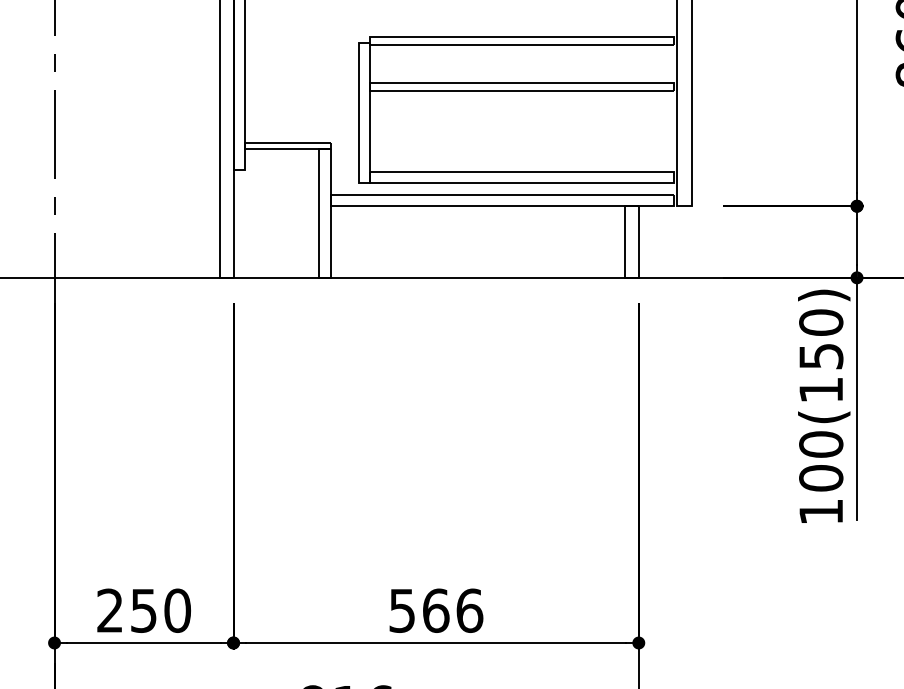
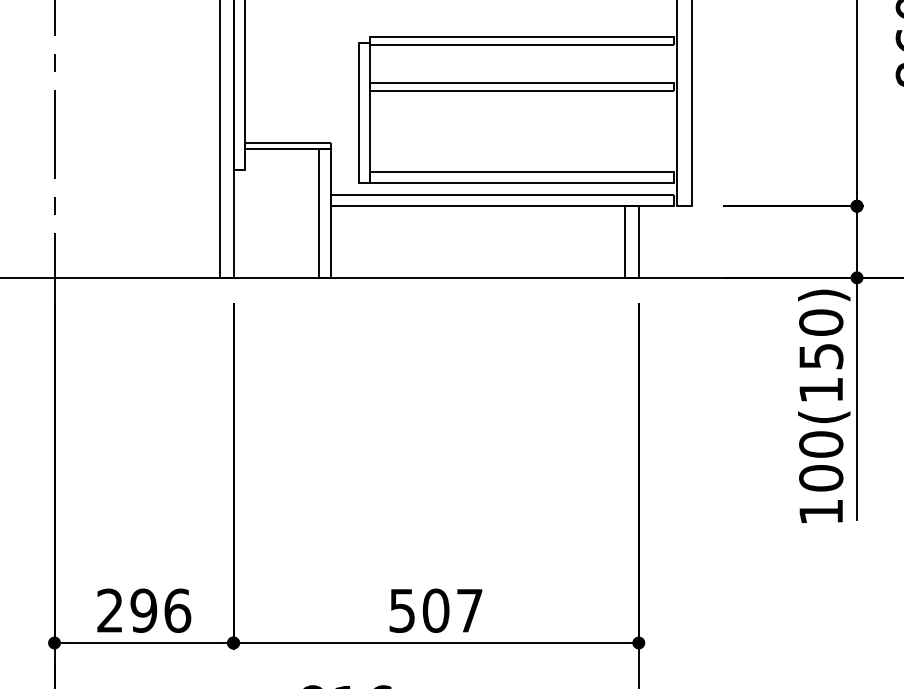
text: 250 -> 296 (160, 610)
text: 566 -> 507 (452, 610)
